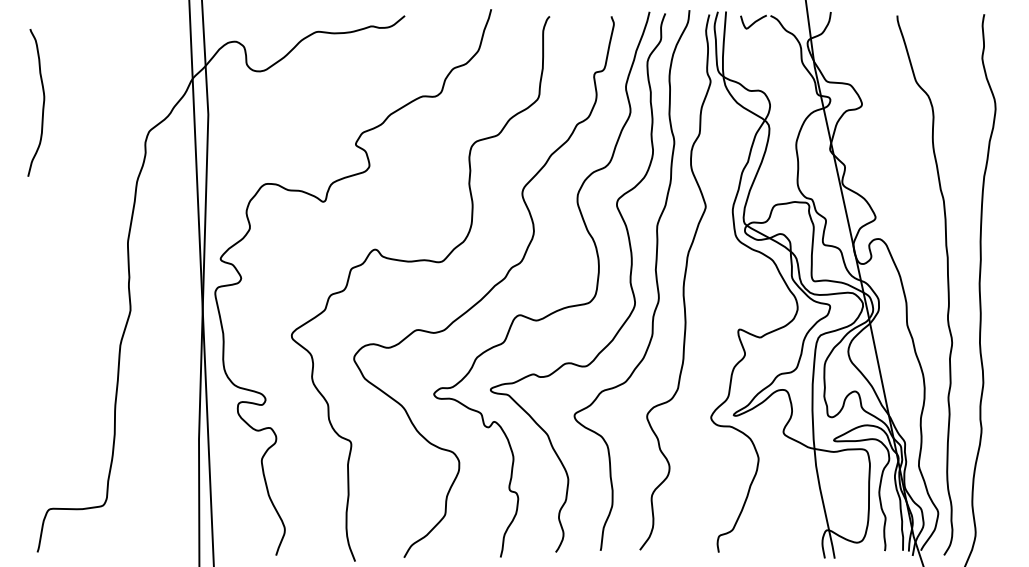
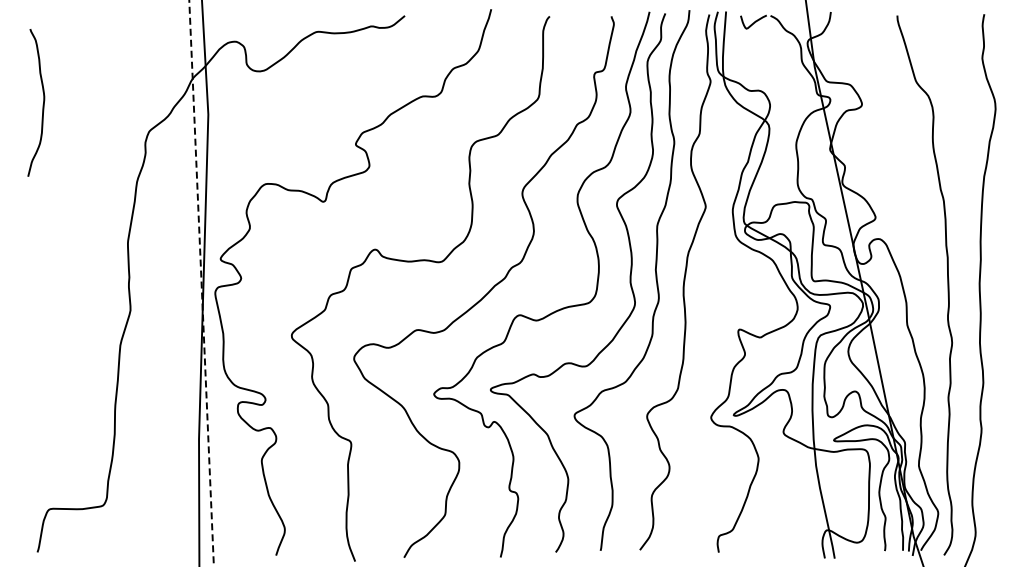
line: solid -> dashed (201, 282)
